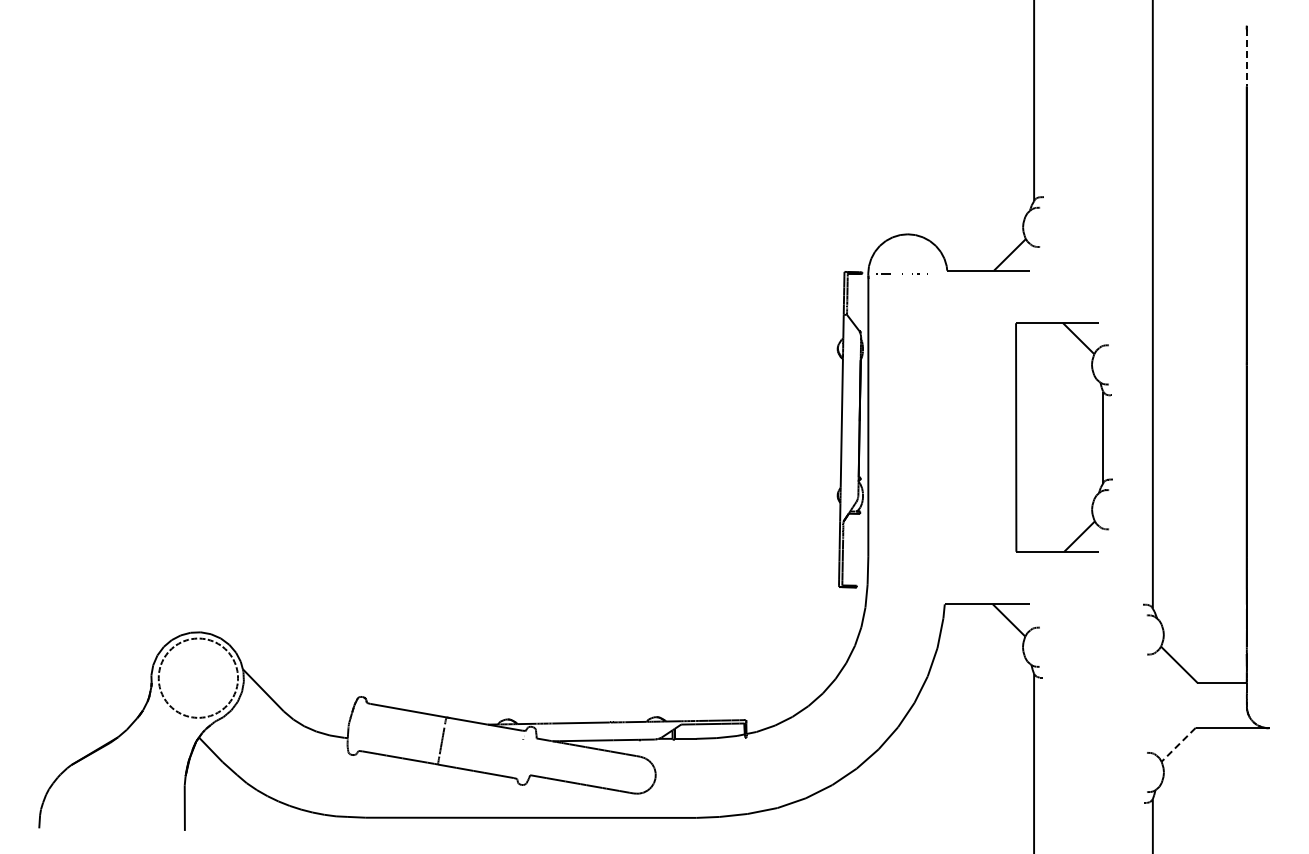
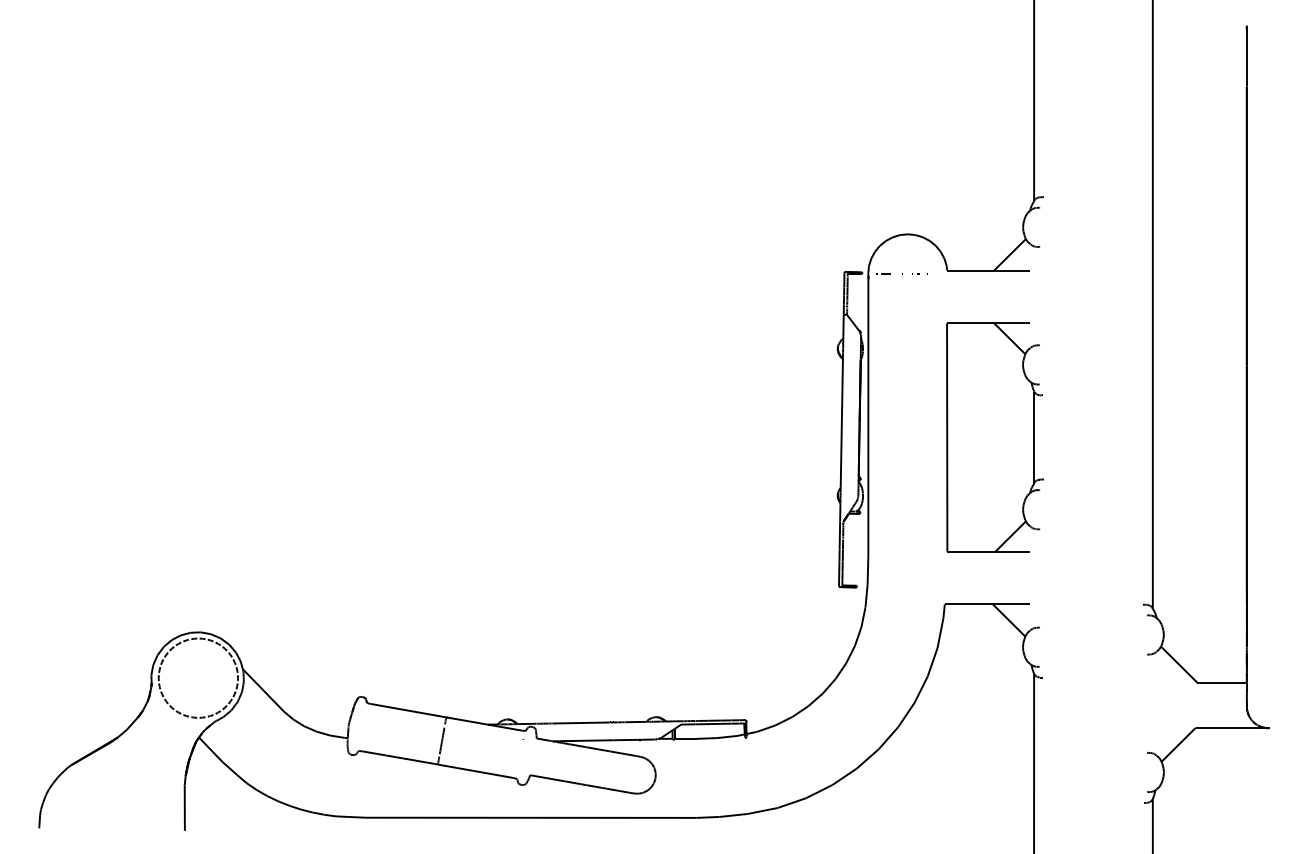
line: dashed -> solid (1246, 57)
part position: (1063, 437) -> (994, 437) (994, 437)
line: dashed -> solid (1178, 744)
